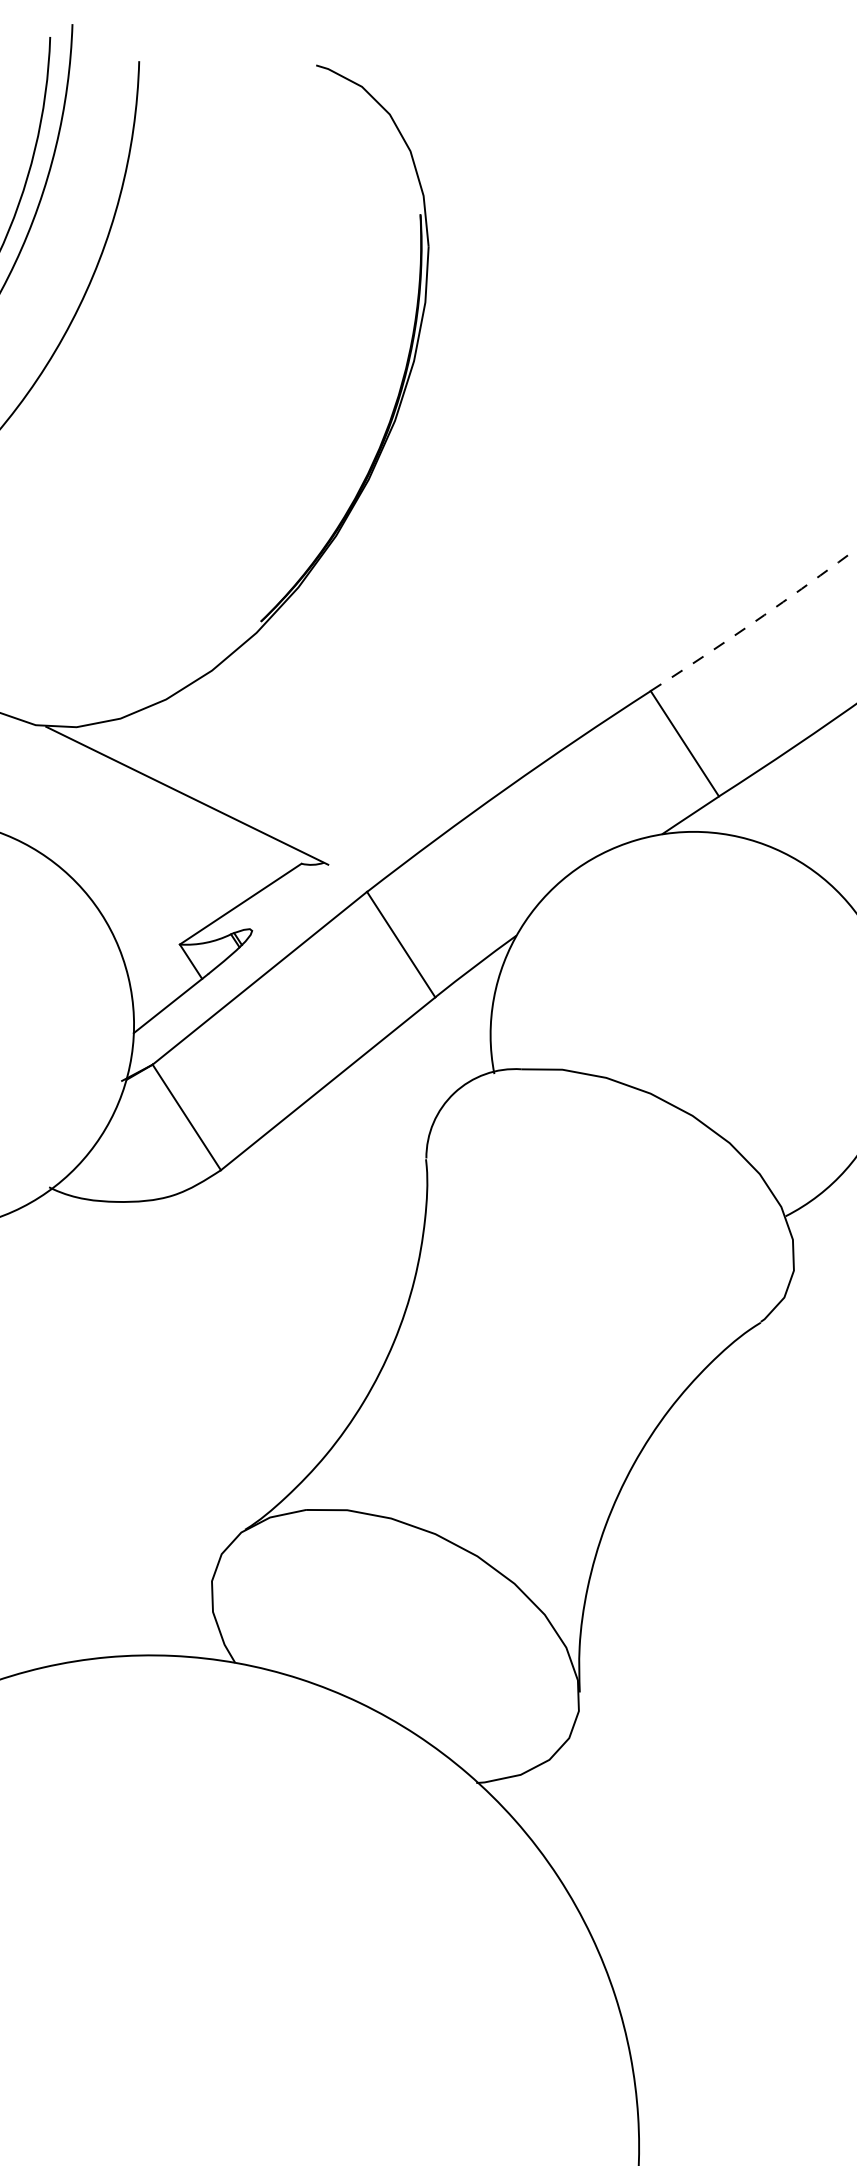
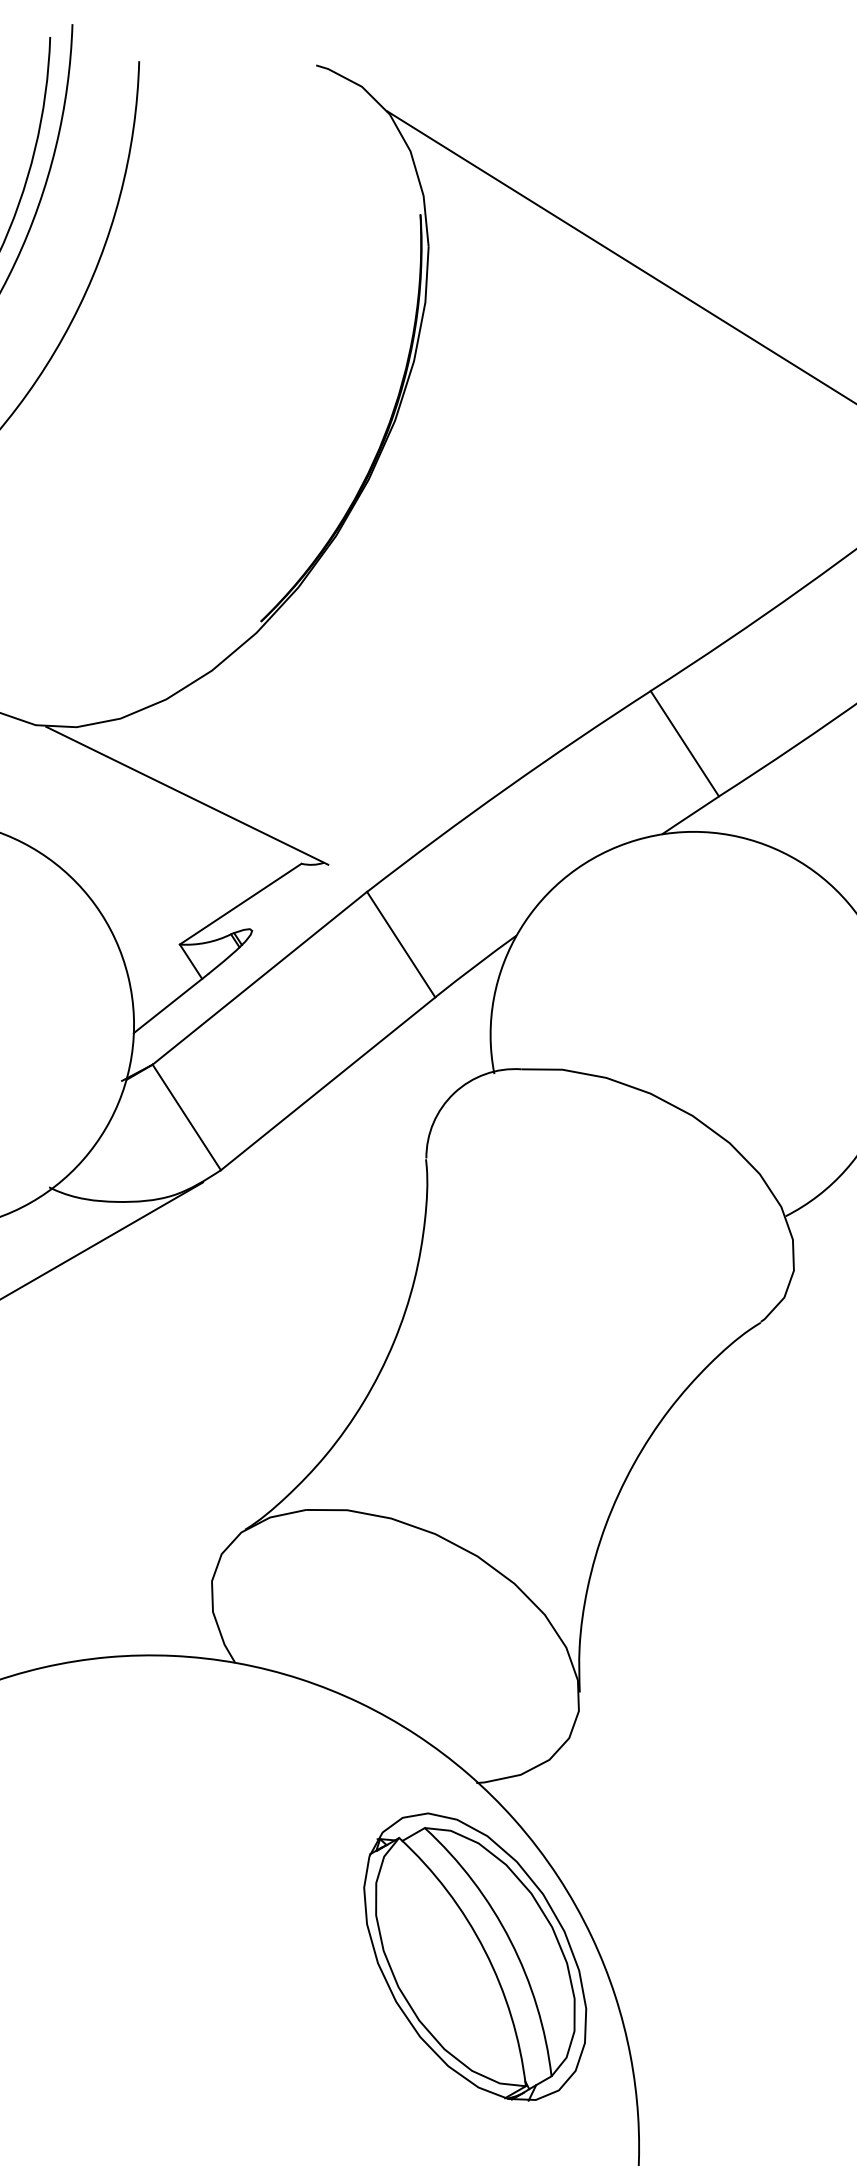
line: none -> present (620, 256)
arc: dashed -> solid (755, 621)
line: none -> present (102, 1240)
part: none -> present (475, 1956)
